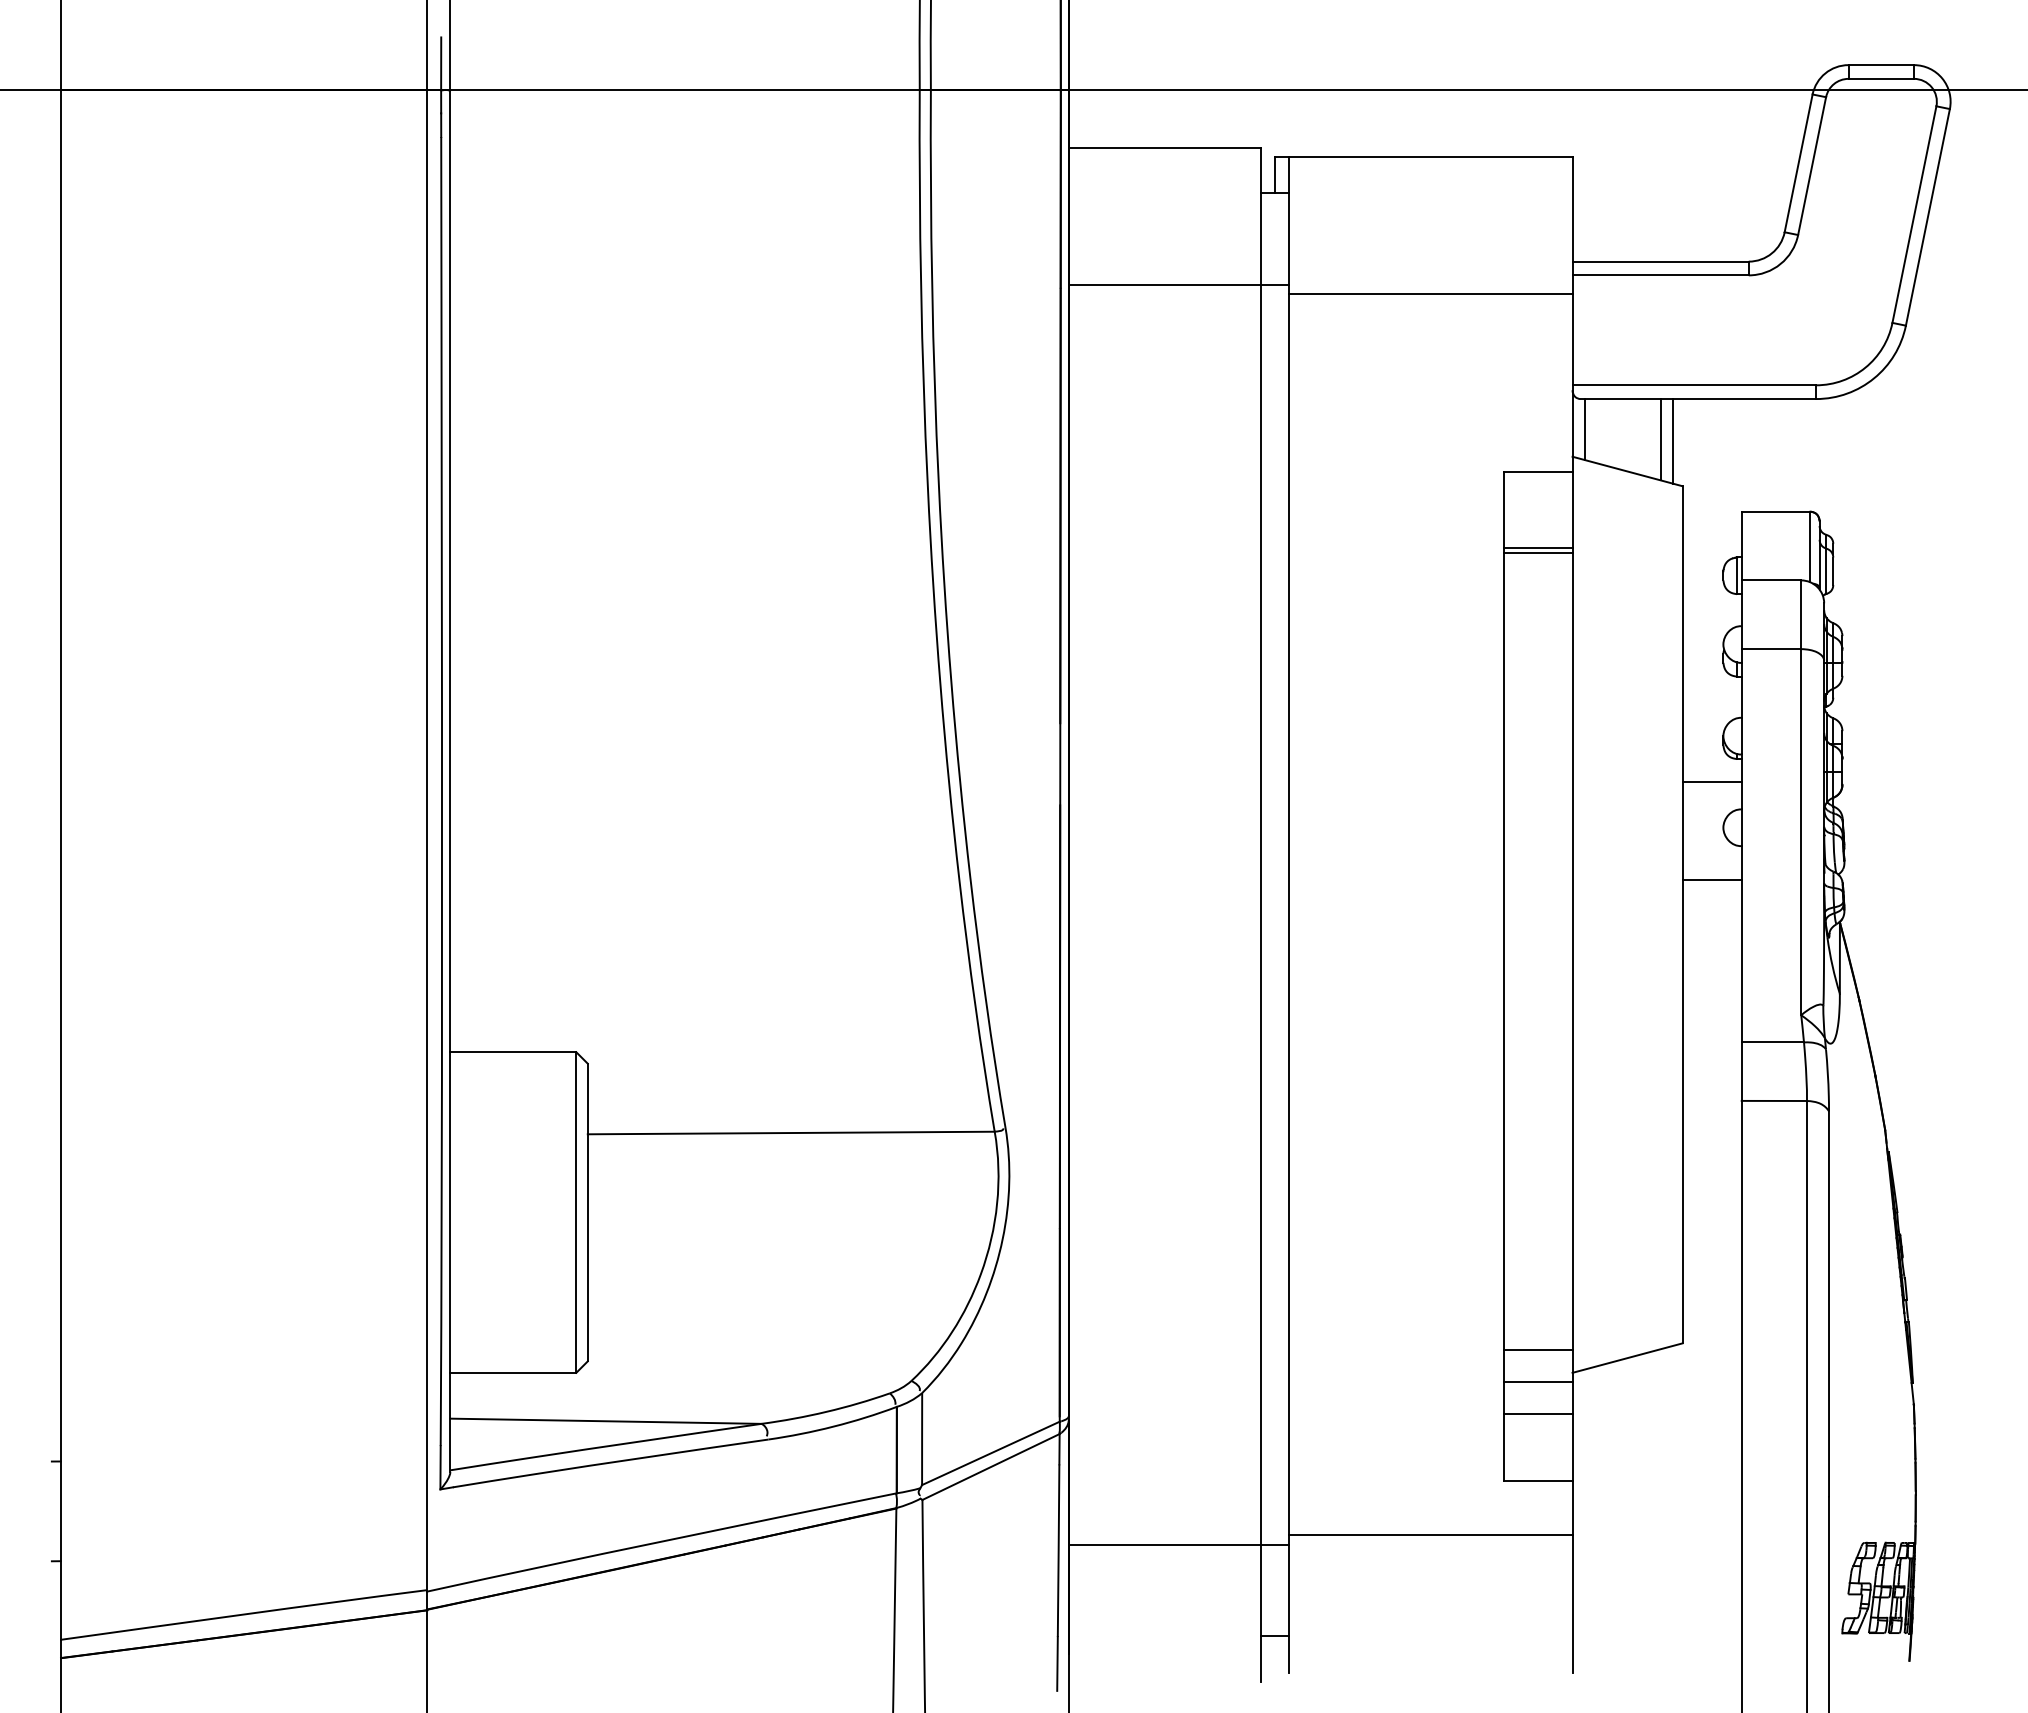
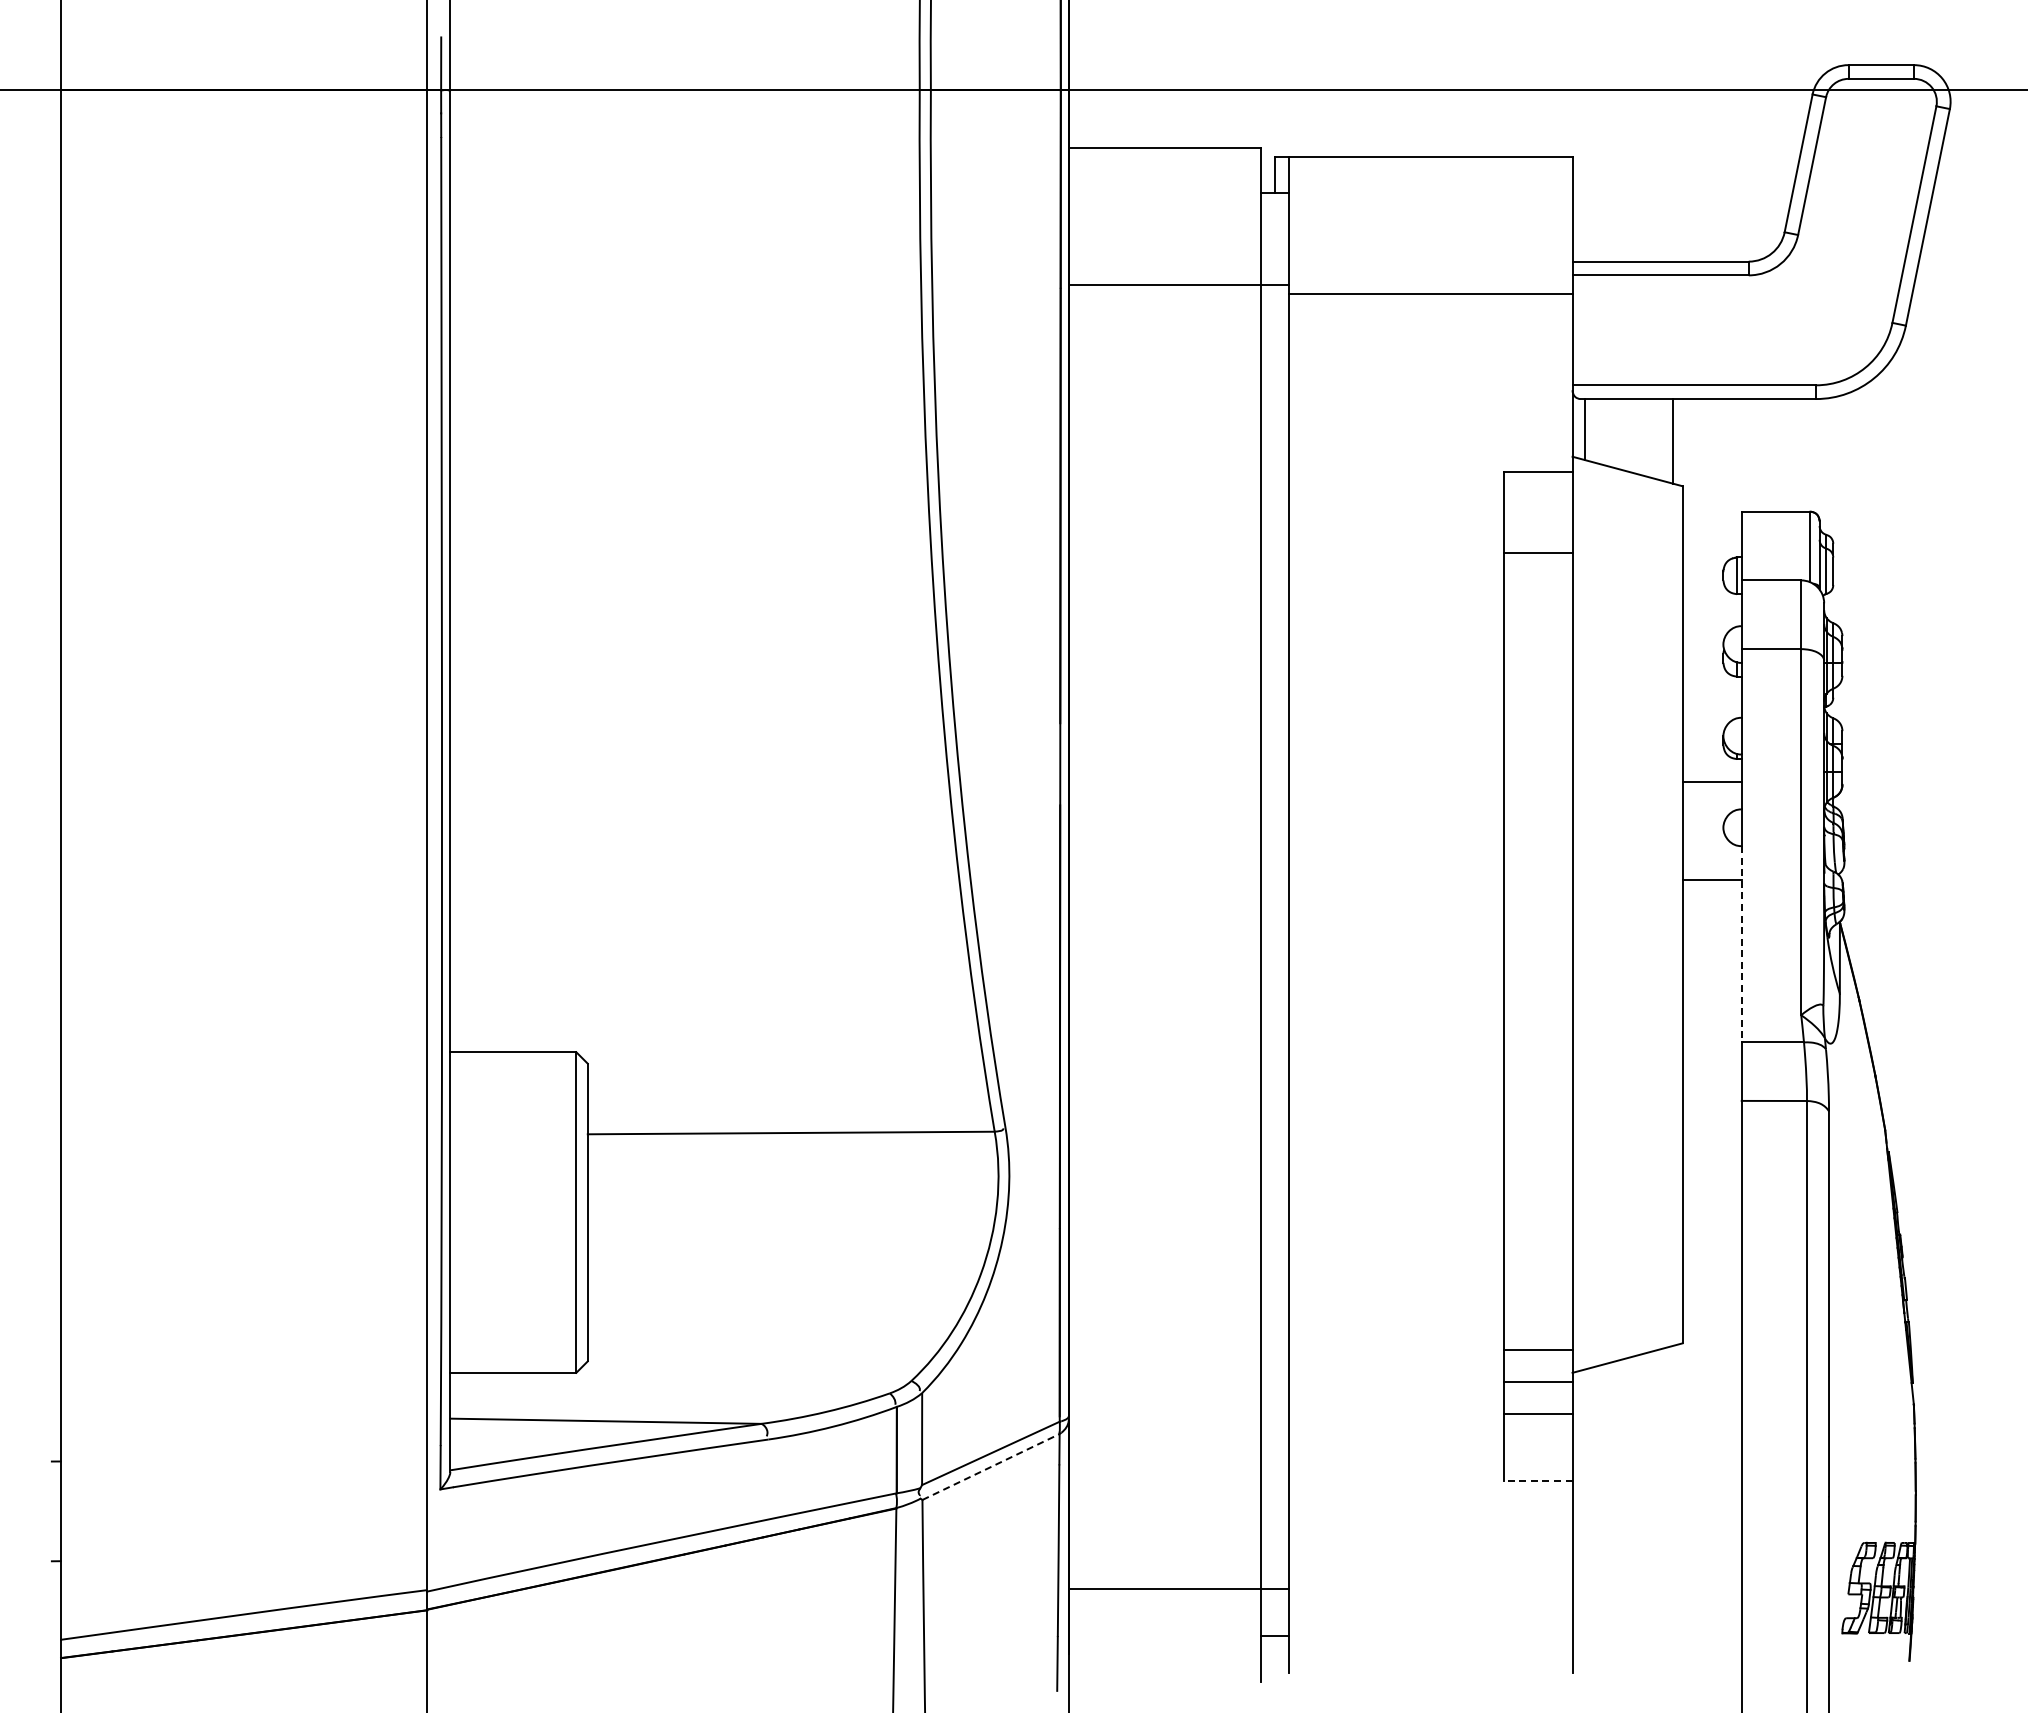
line: present -> none (1660, 439)
line: present -> none (1537, 548)
line: solid -> dashed (1741, 944)
line: solid -> dashed (991, 1466)
line: solid -> dashed (1537, 1480)
line: present -> none (1430, 1535)
line position: (1178, 1544) -> (1178, 1588) (1178, 1588)
